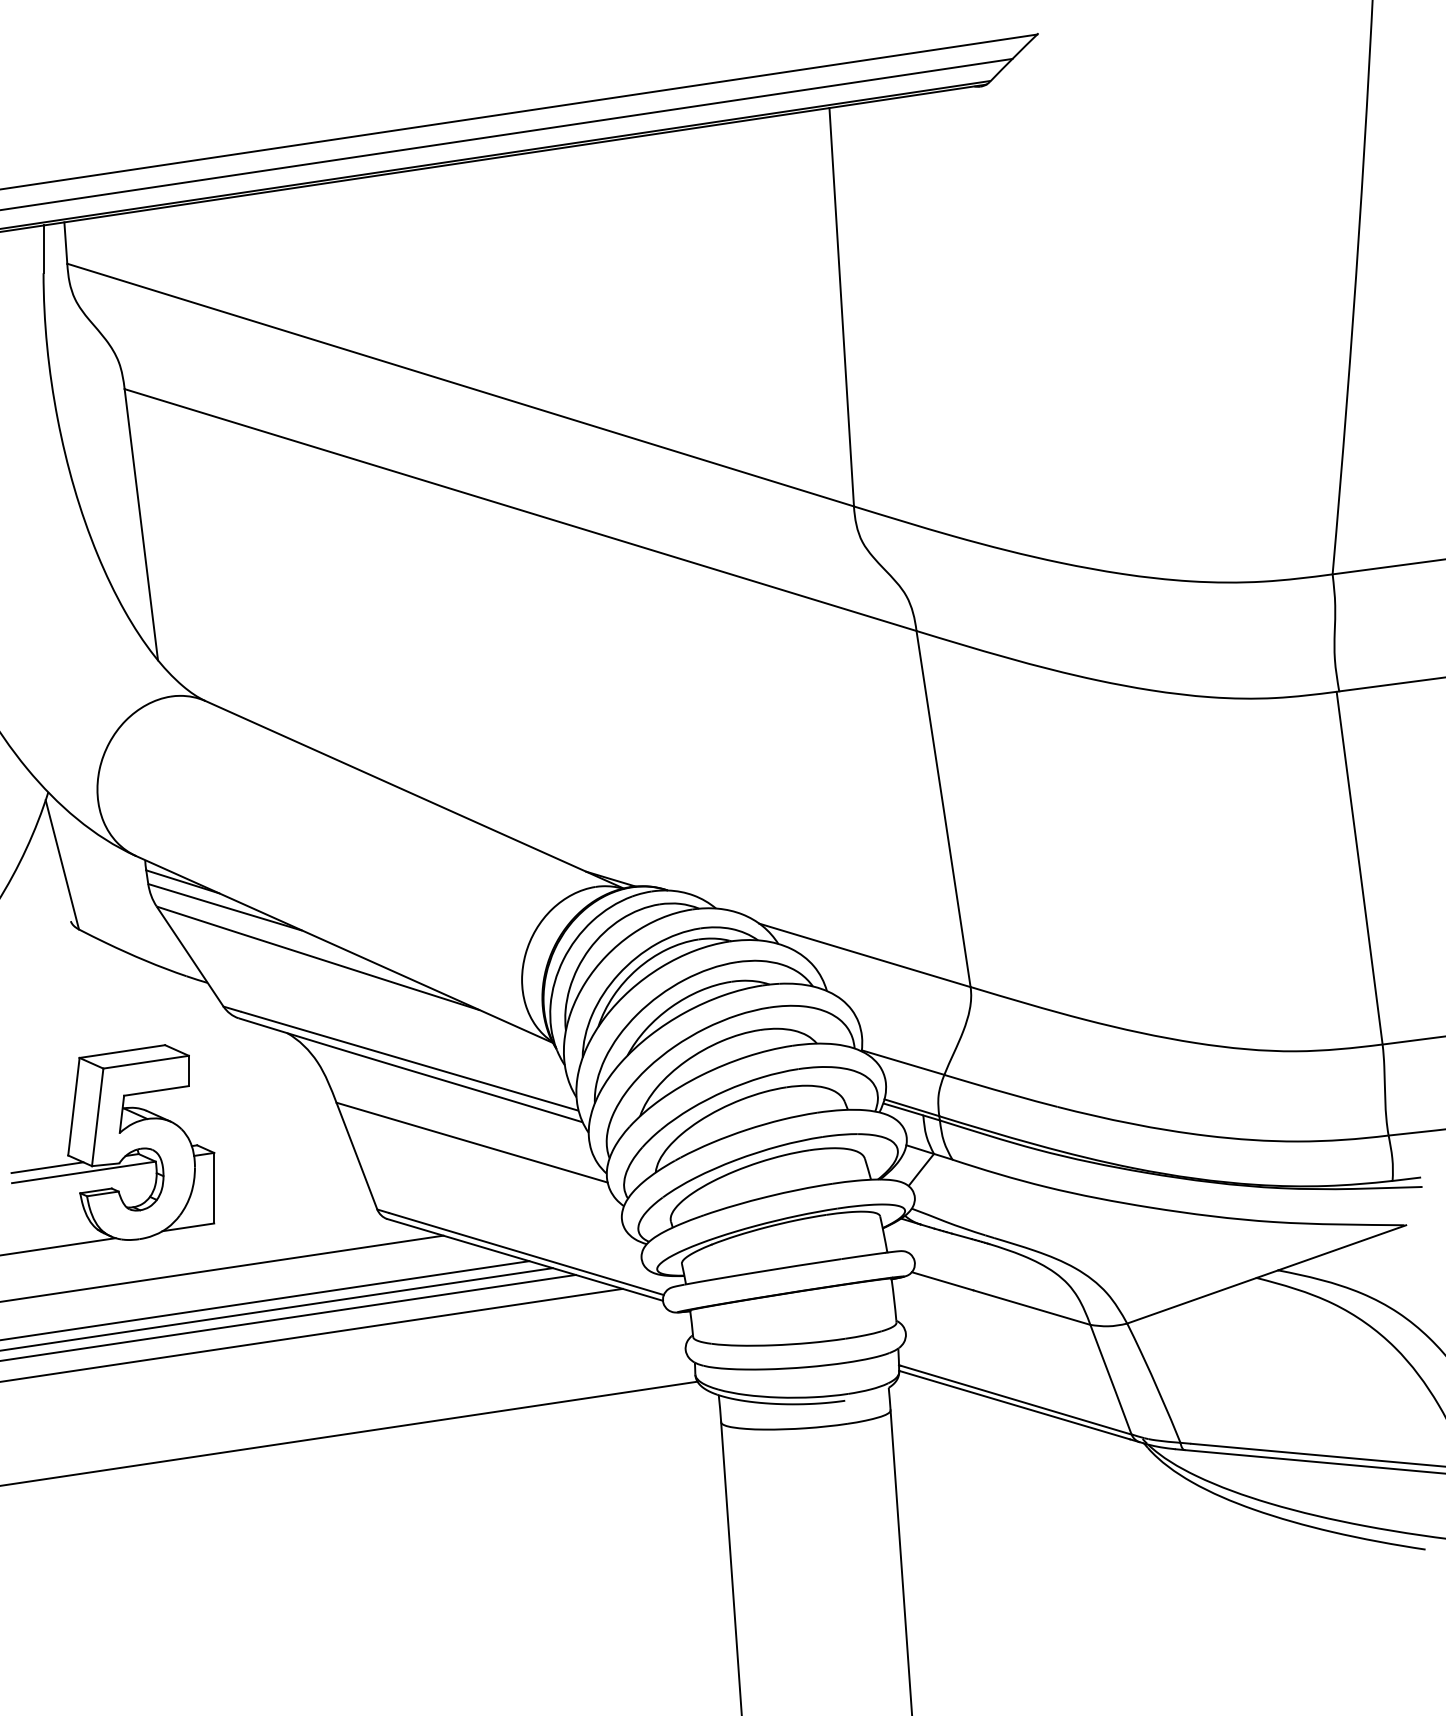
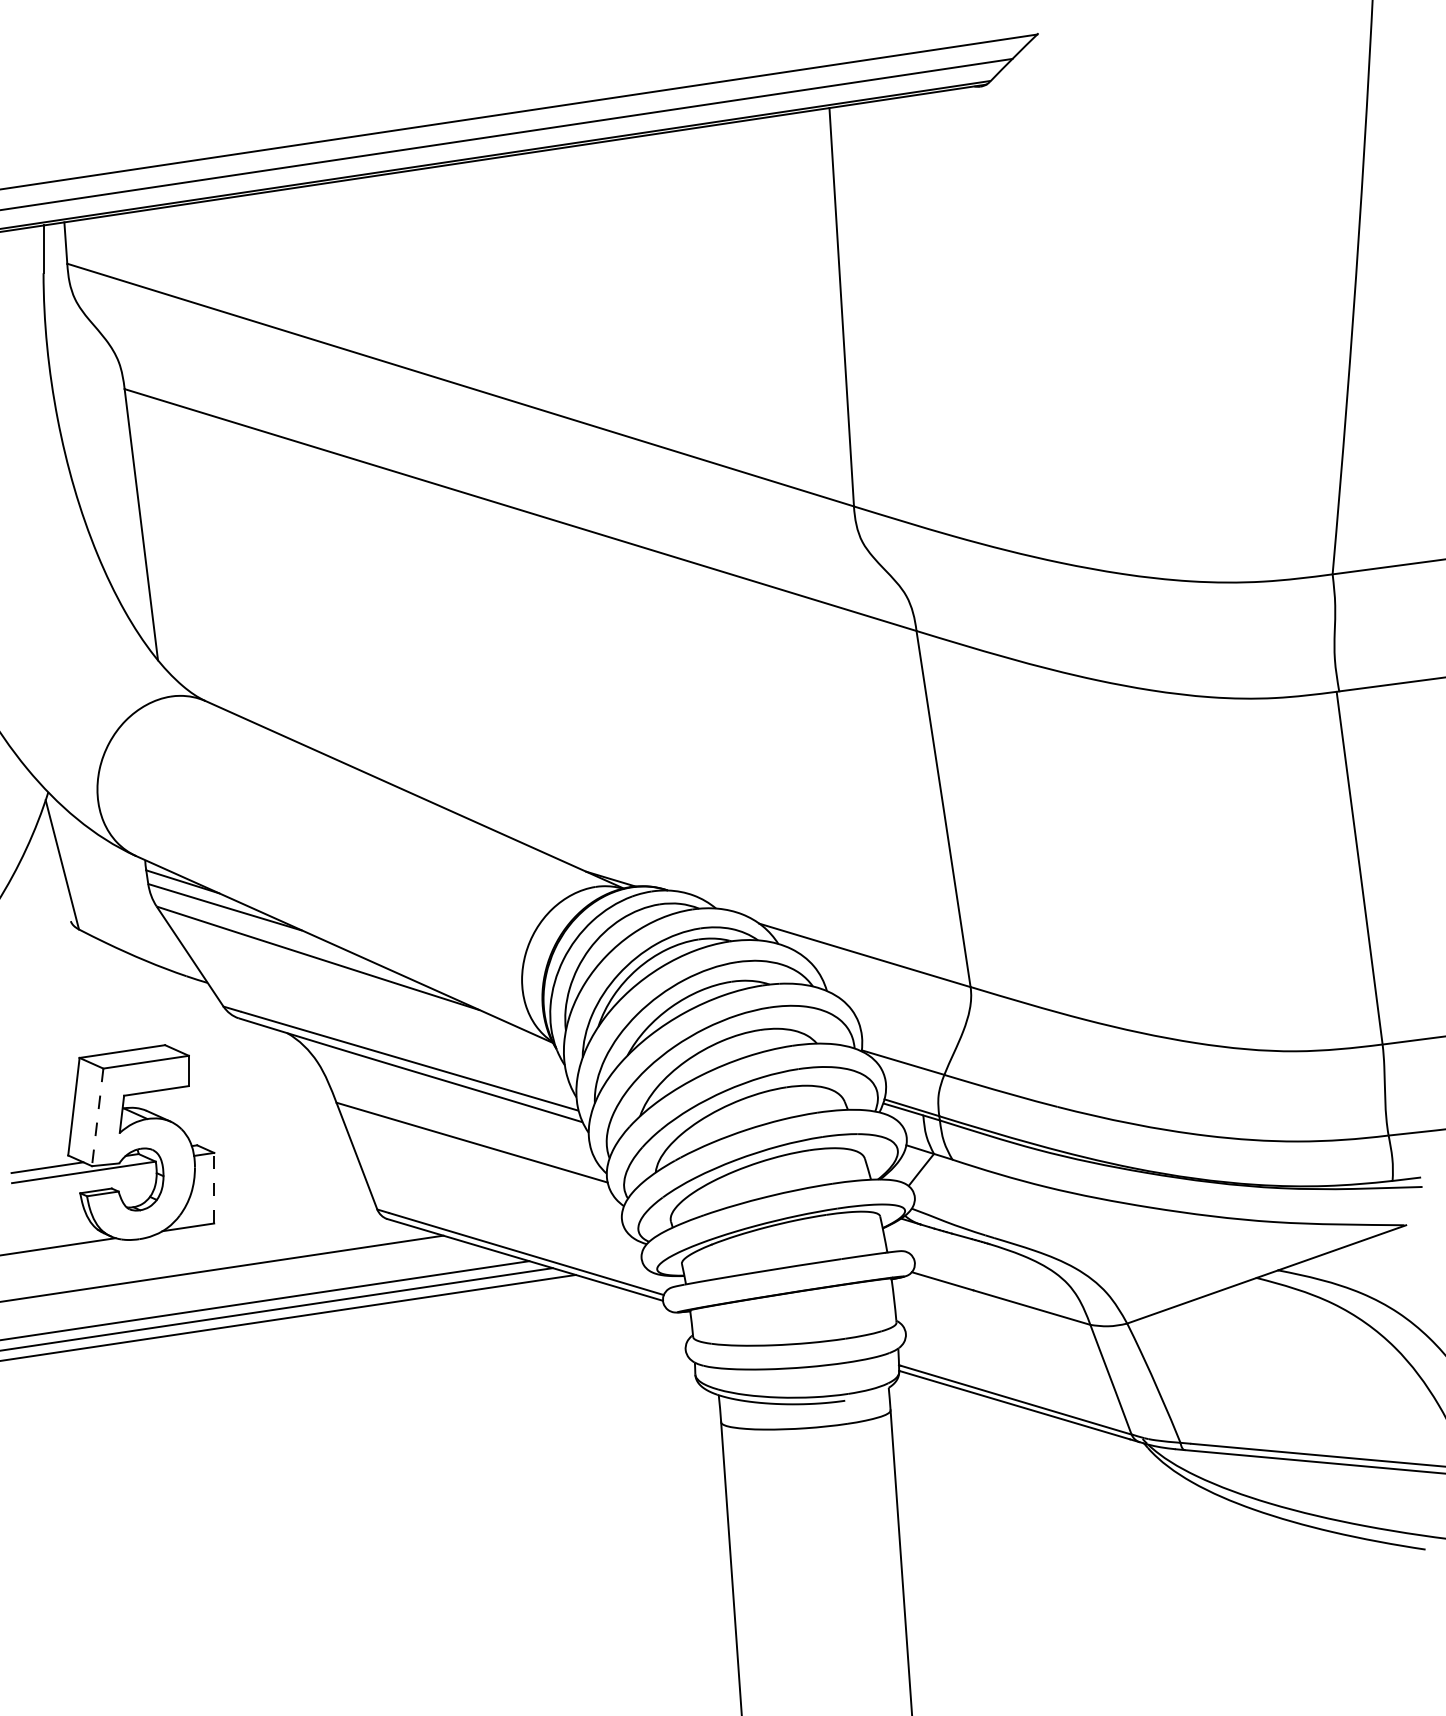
line: solid -> dashed (97, 1117)
line: solid -> dashed (214, 1187)
line: present -> none (312, 1334)
line: present -> none (349, 1433)
